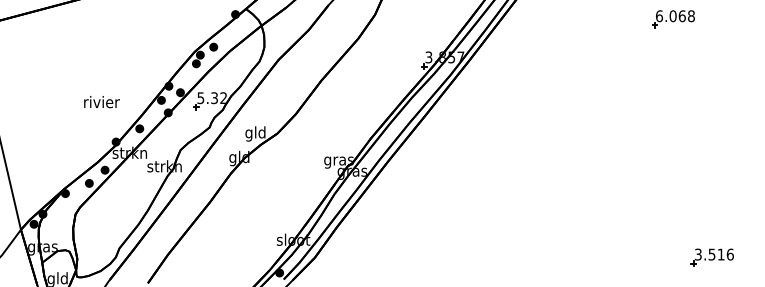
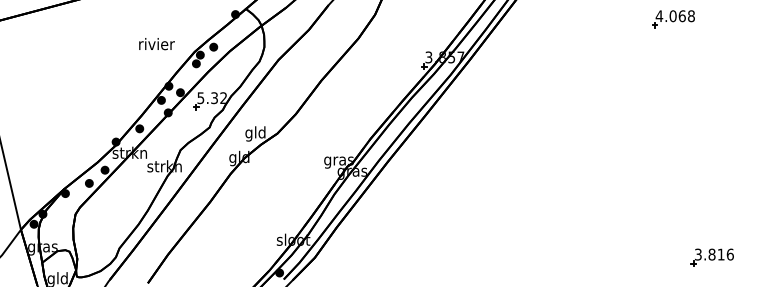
text: 6.068 -> 4.068 (659, 16)
text position: (101, 102) -> (156, 44) (156, 44)
text: 3.516 -> 3.816 (711, 254)
